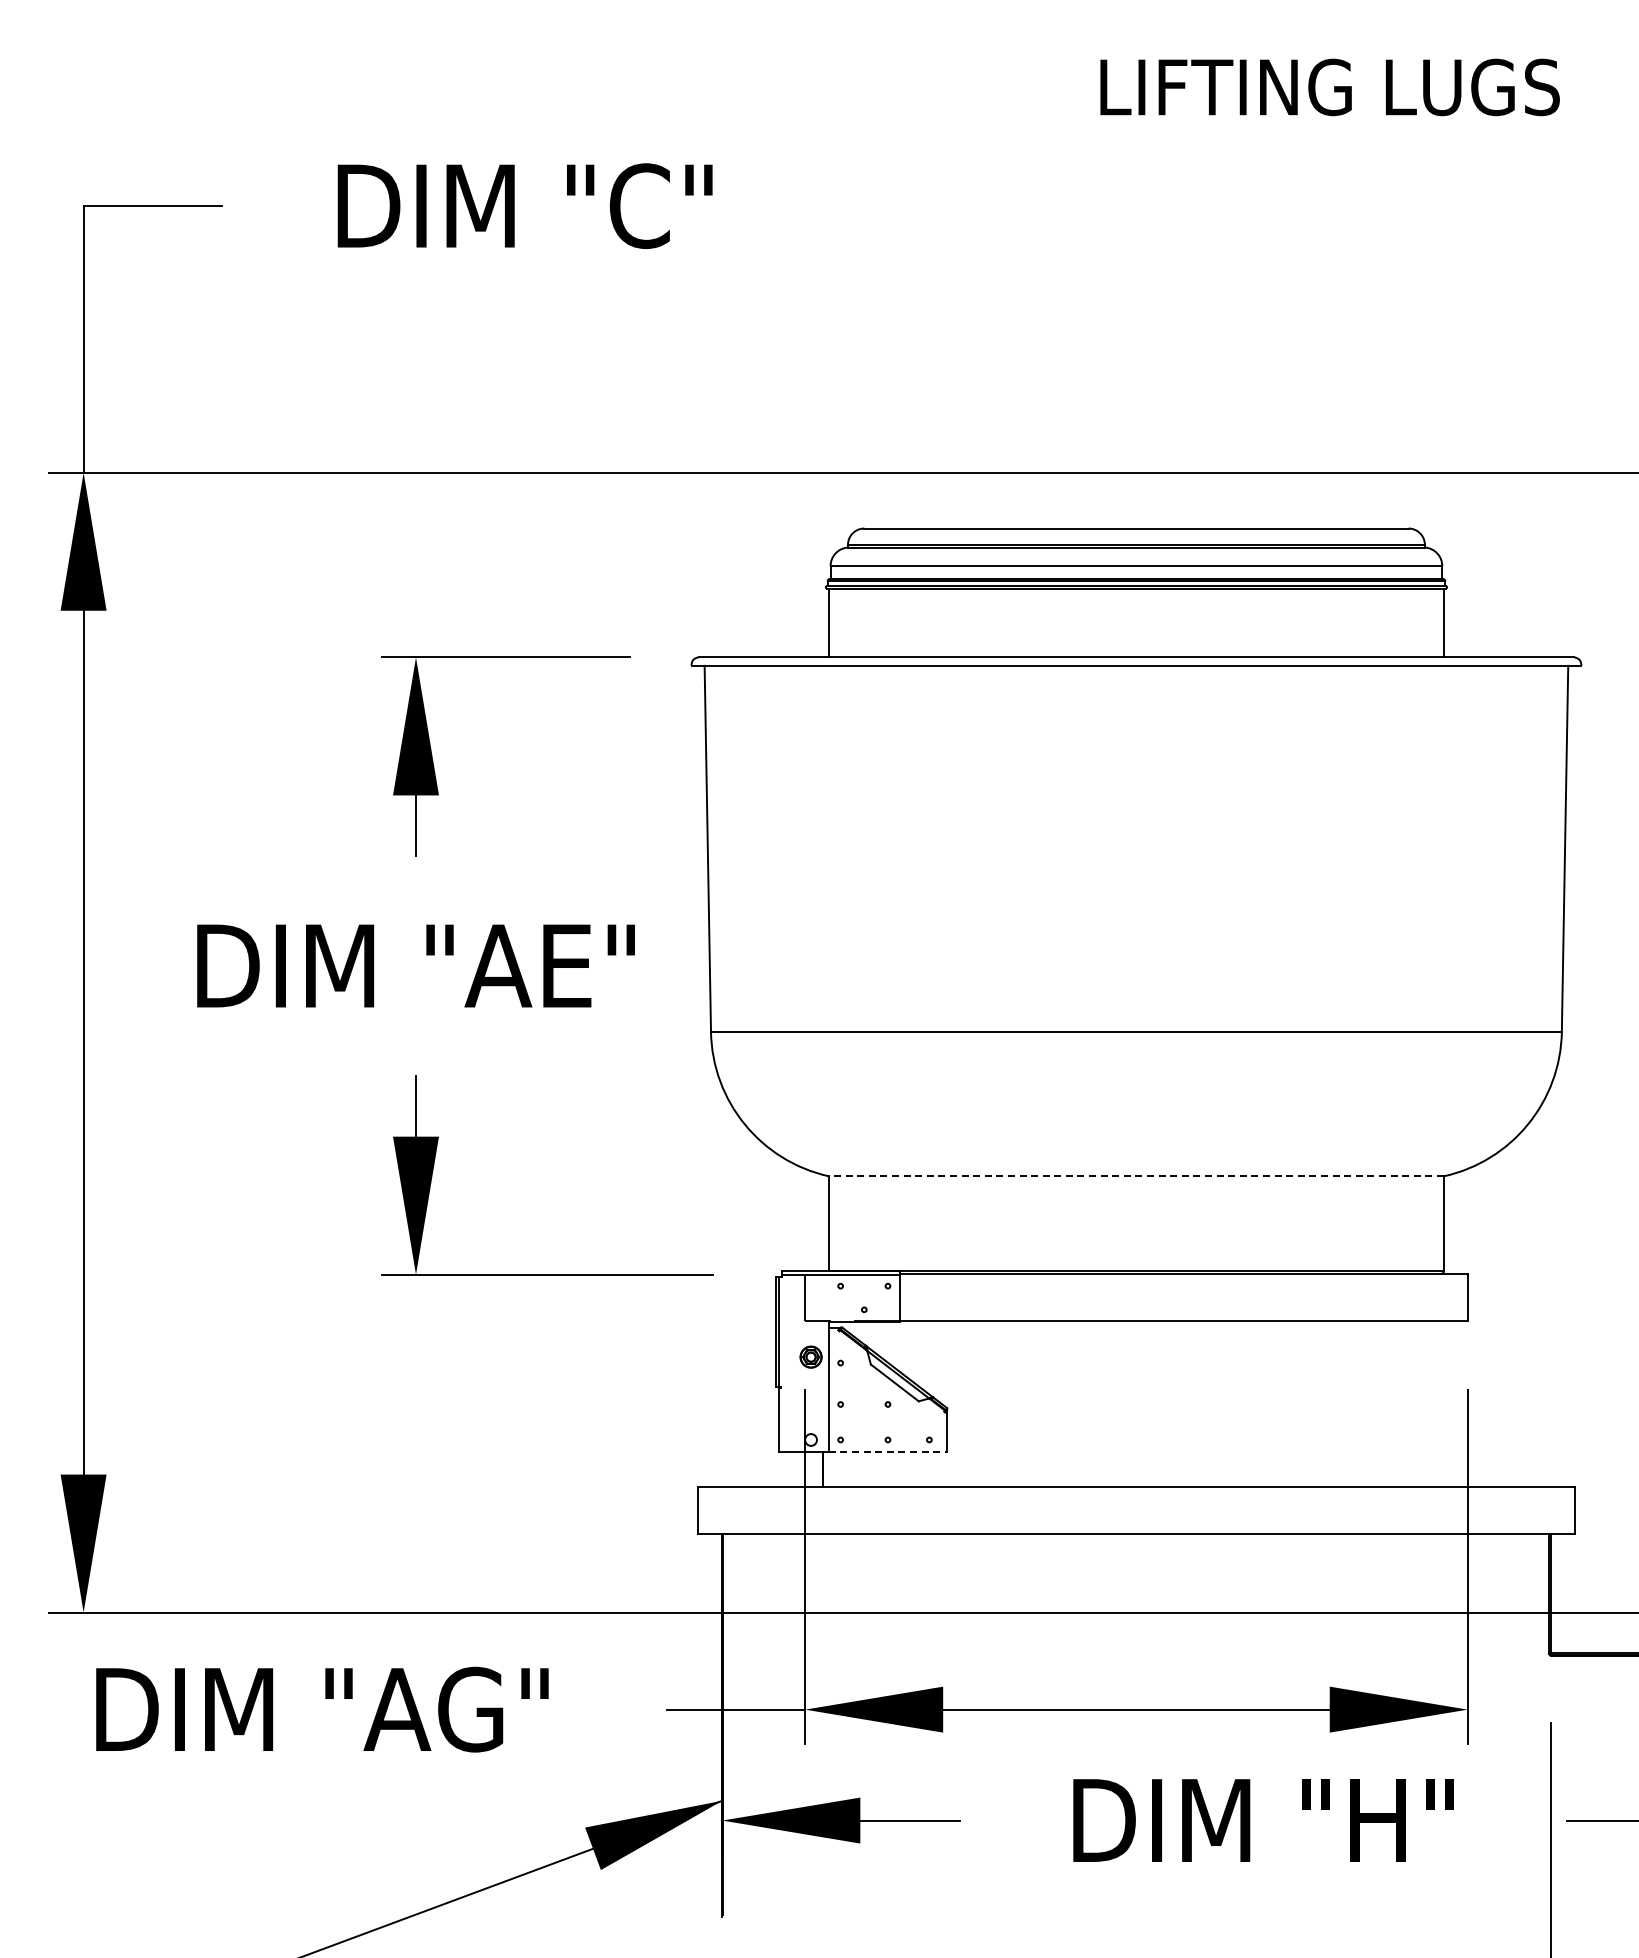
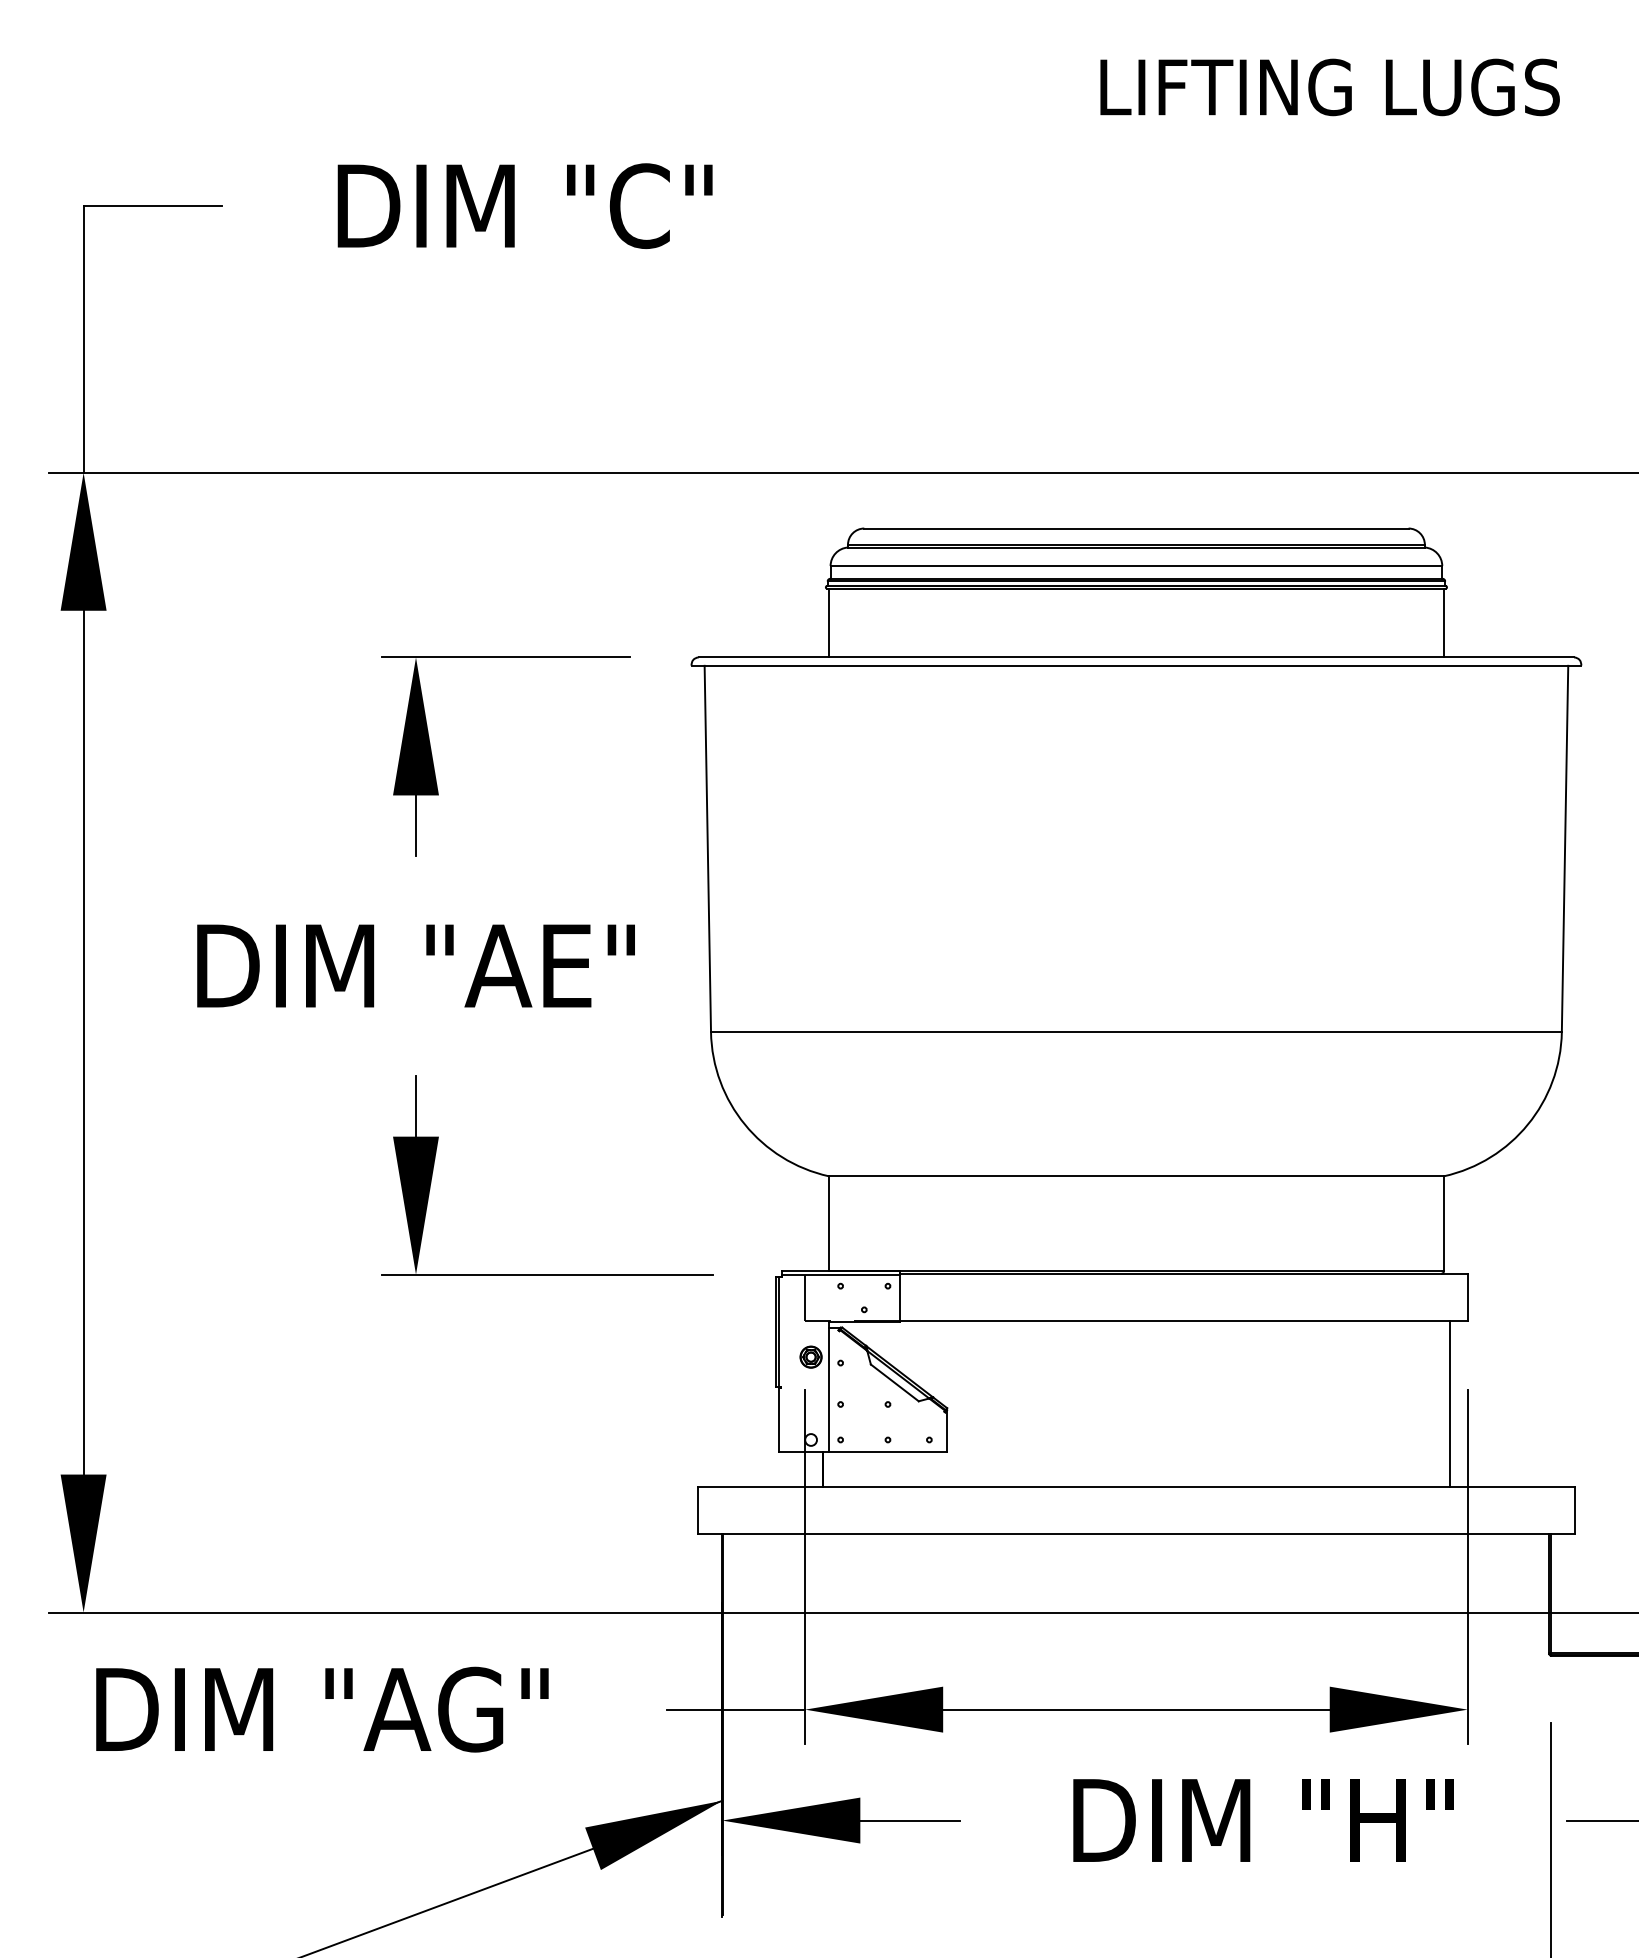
line: dashed -> solid (1136, 1176)
line: none -> present (1449, 1403)
line: dashed -> solid (888, 1451)
